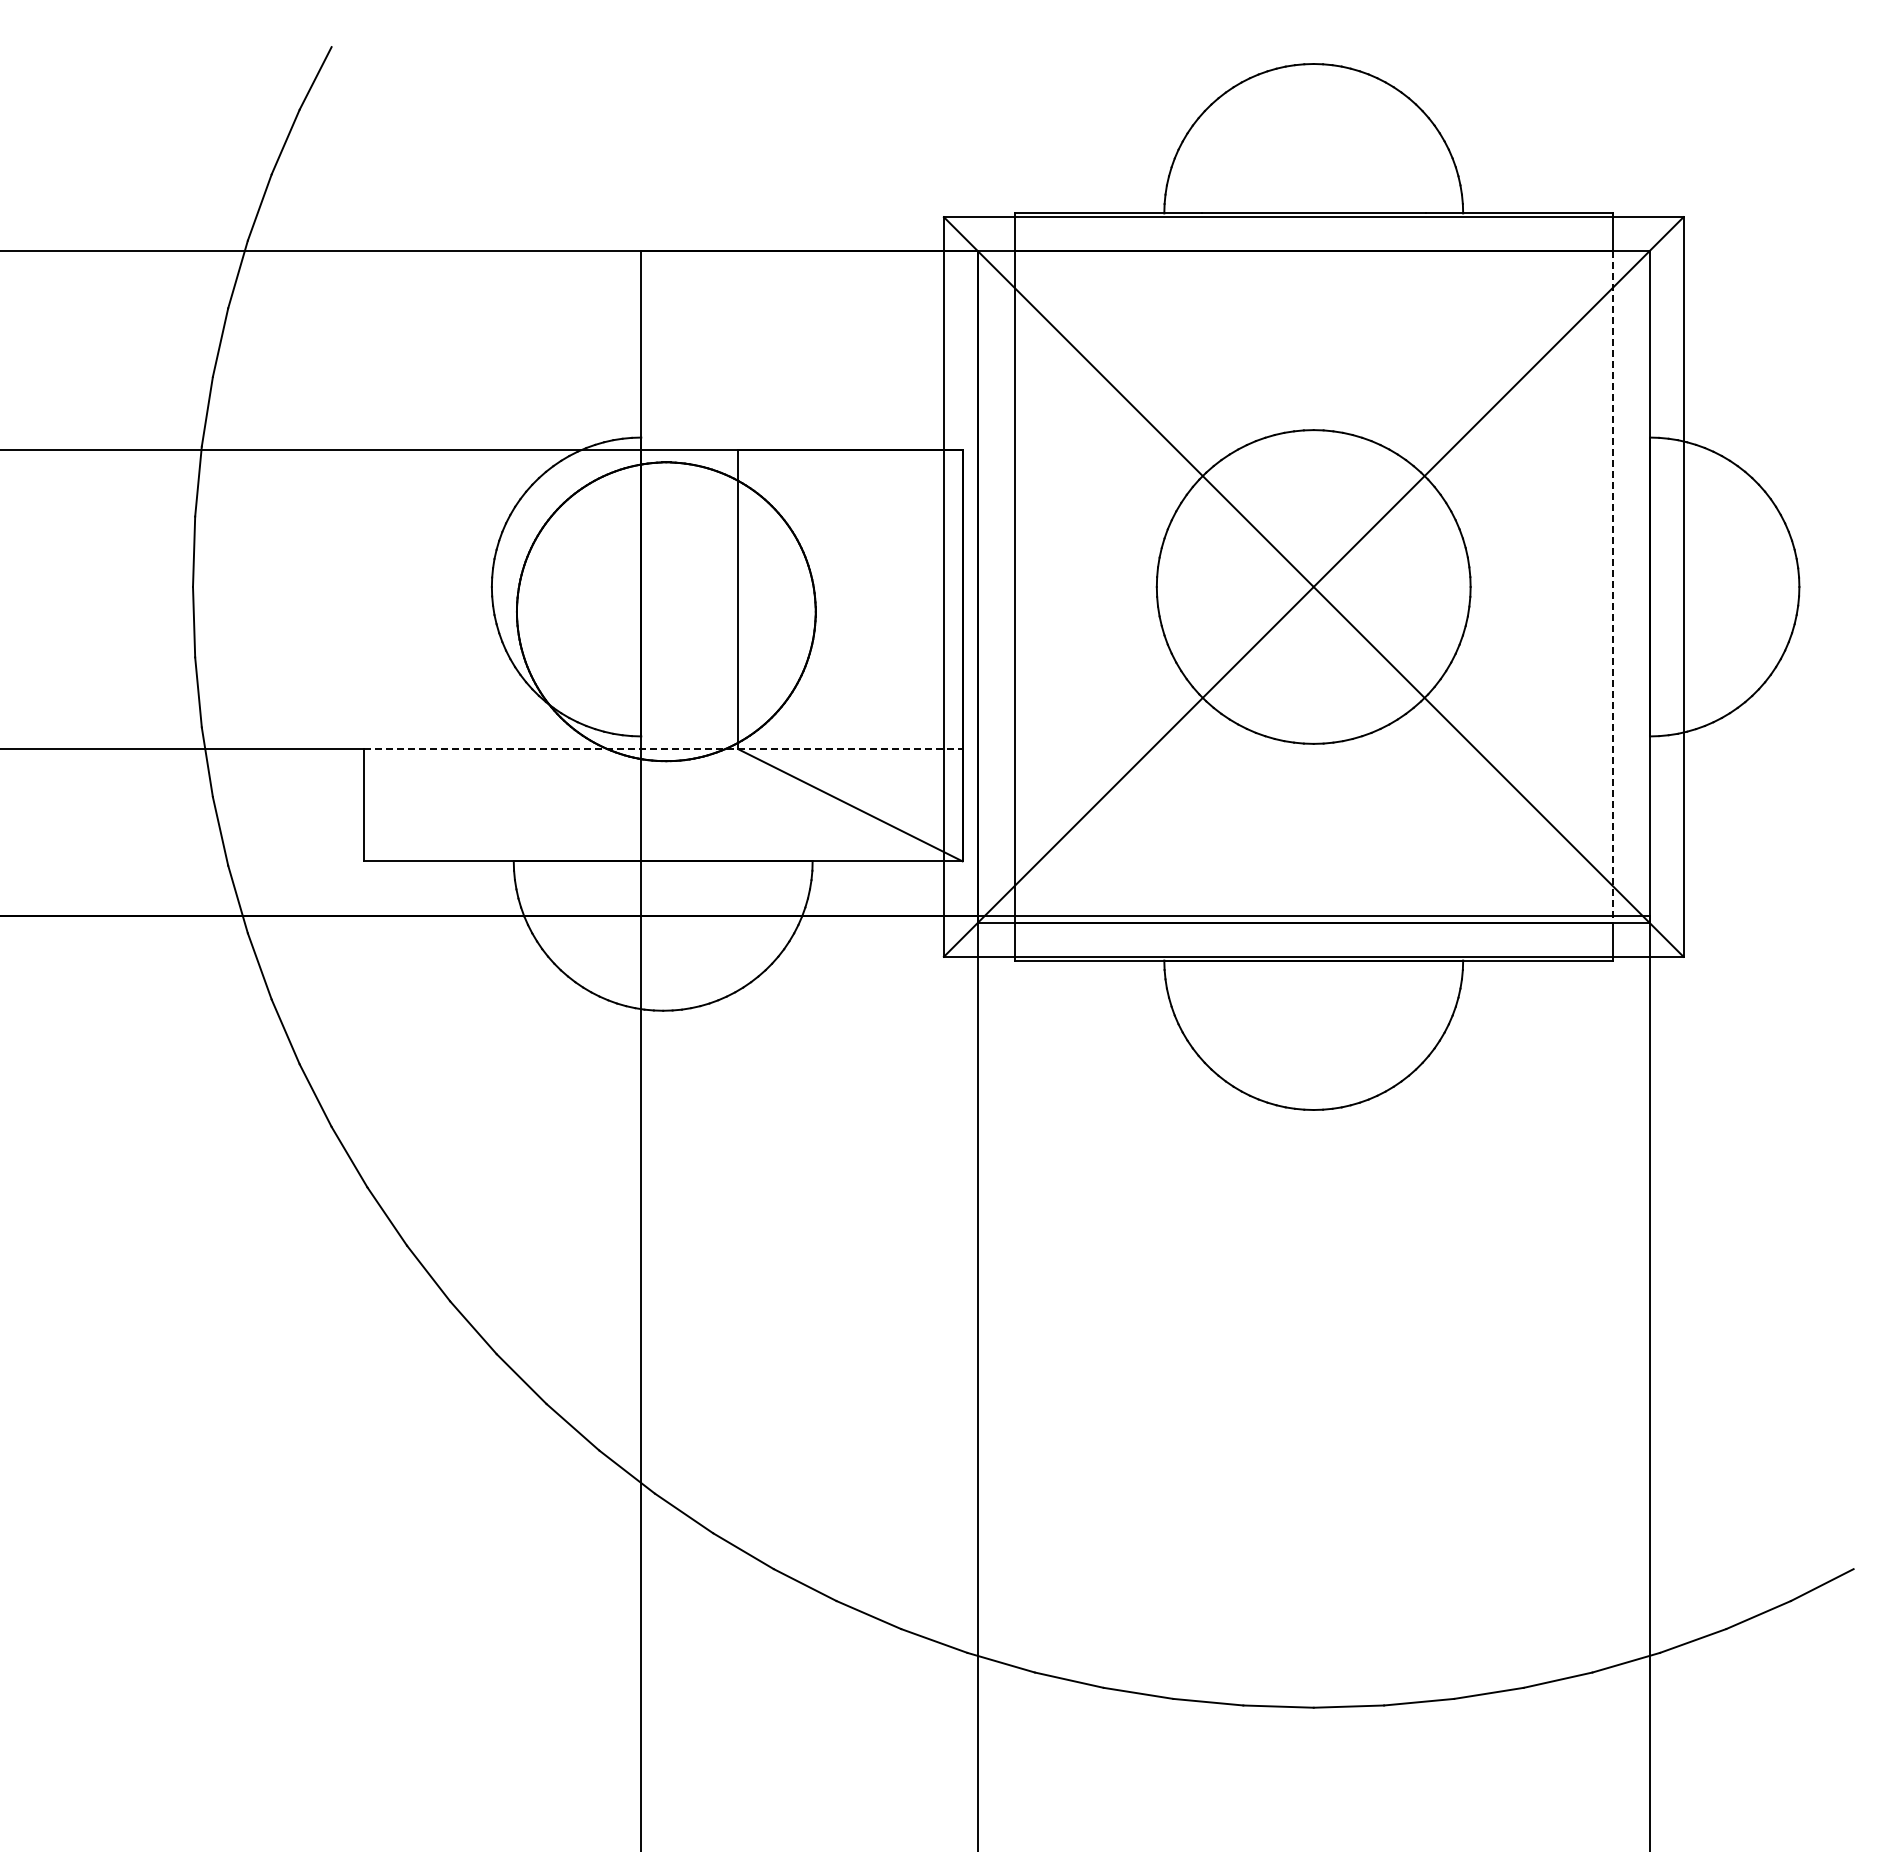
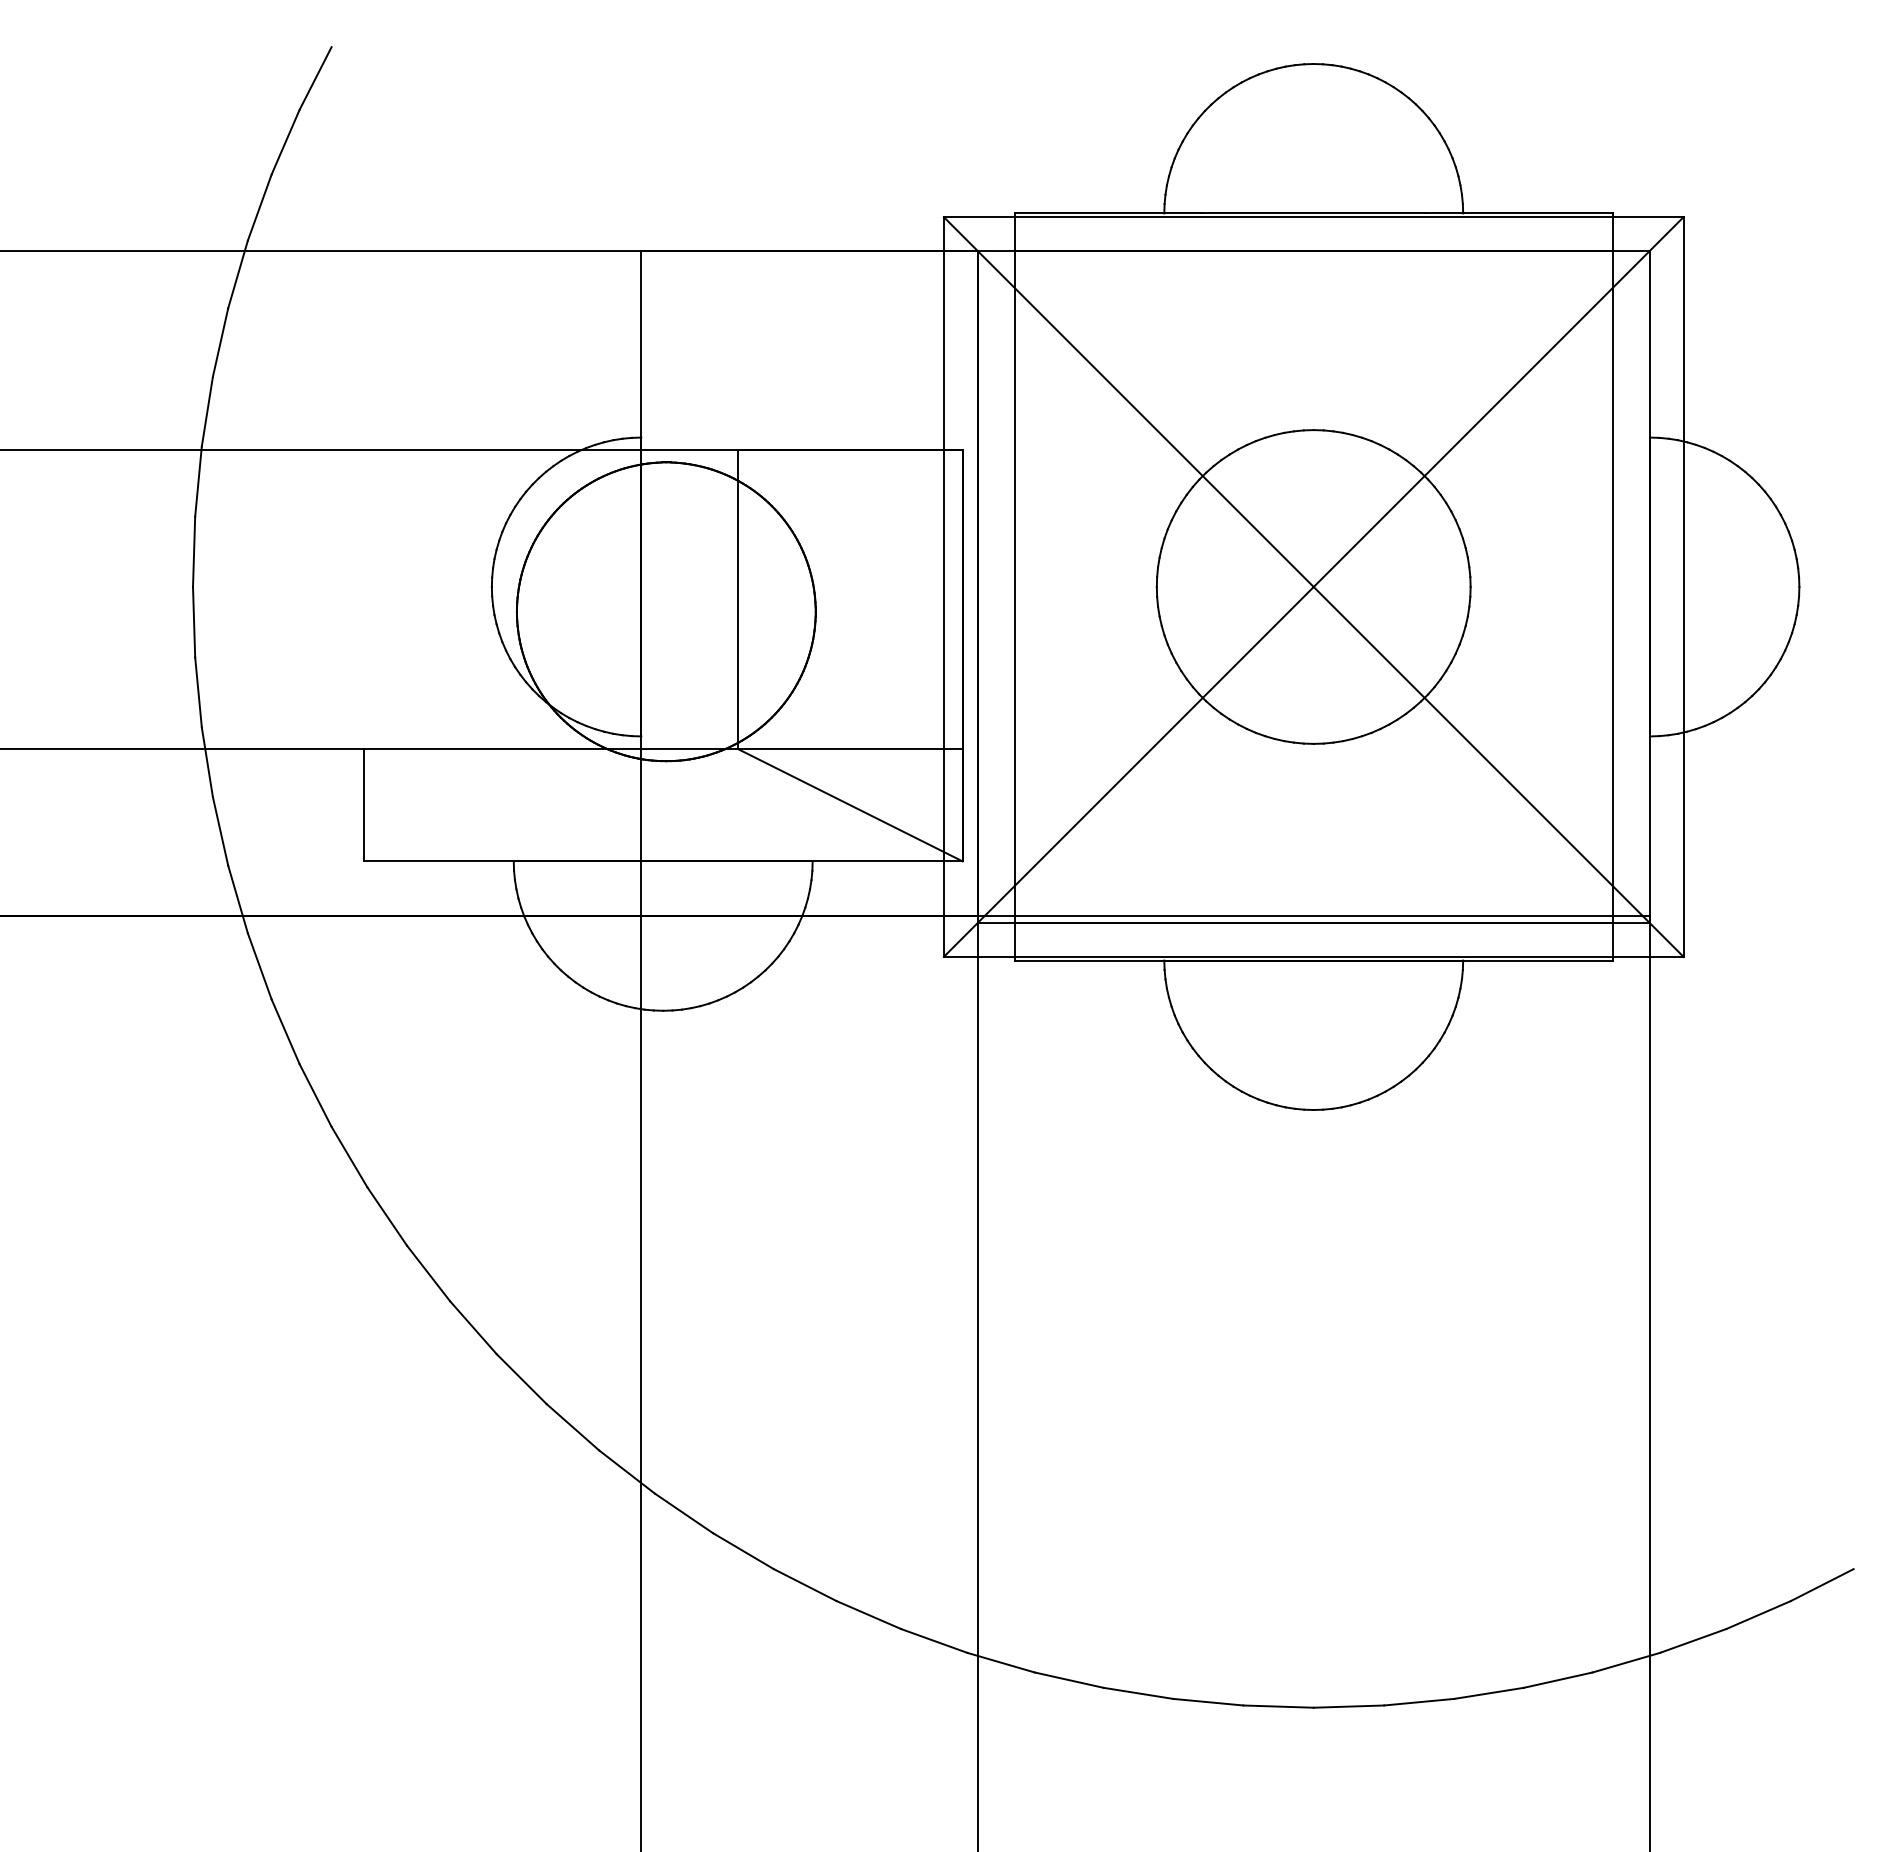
line: dashed -> solid (1612, 587)
line: dashed -> solid (663, 749)
